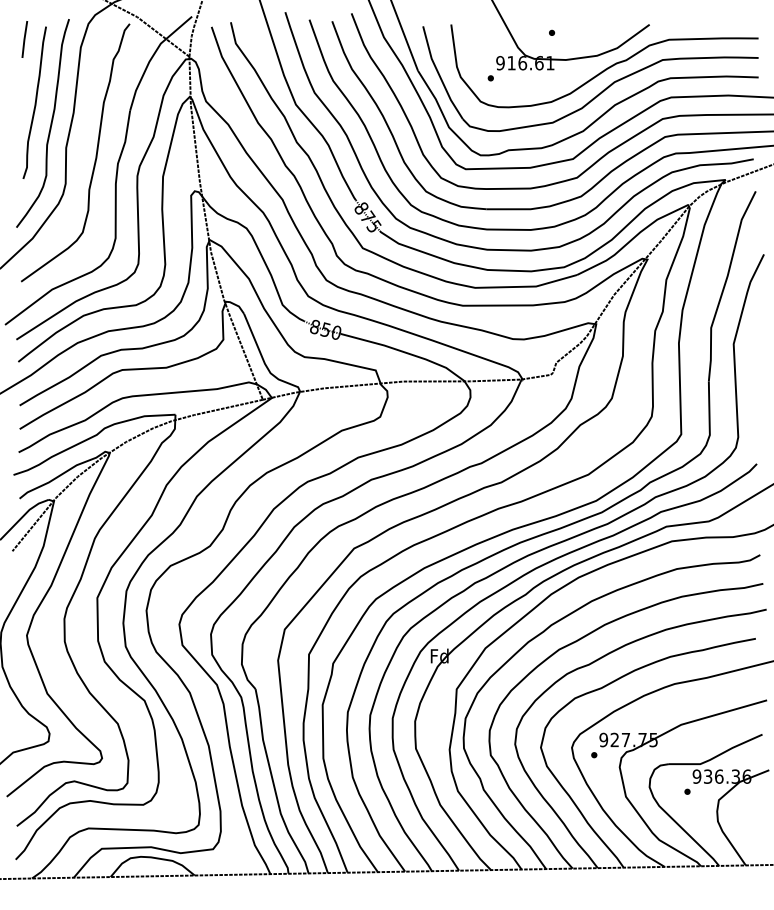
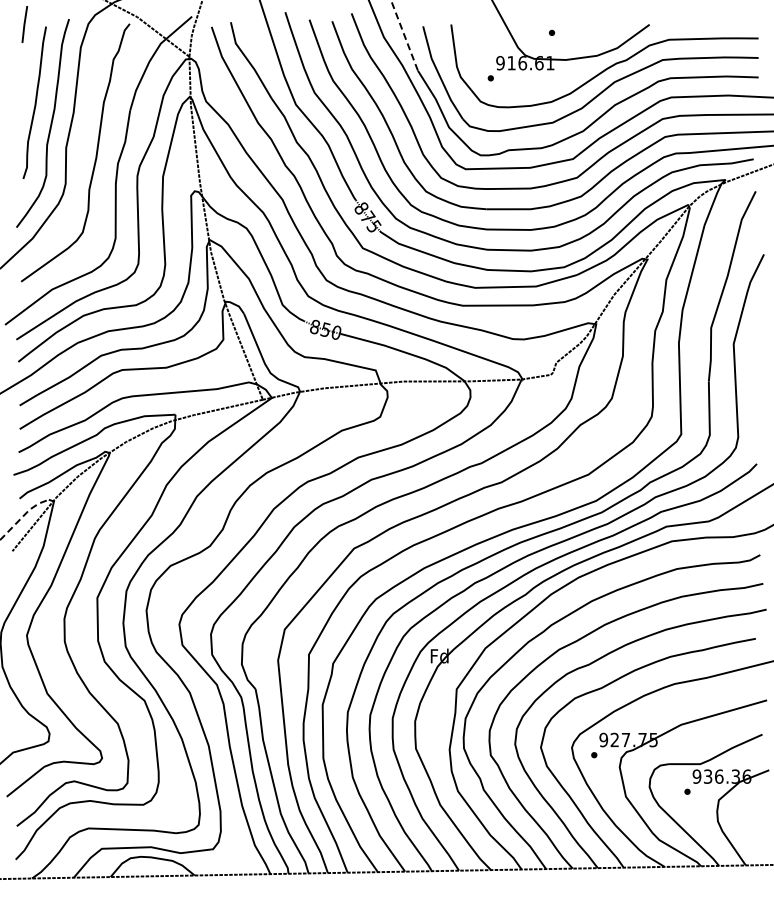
line: solid -> dashed (404, 35)
line position: (24, 39) -> (24, 24) (24, 24)
line: solid -> dashed (23, 516)
